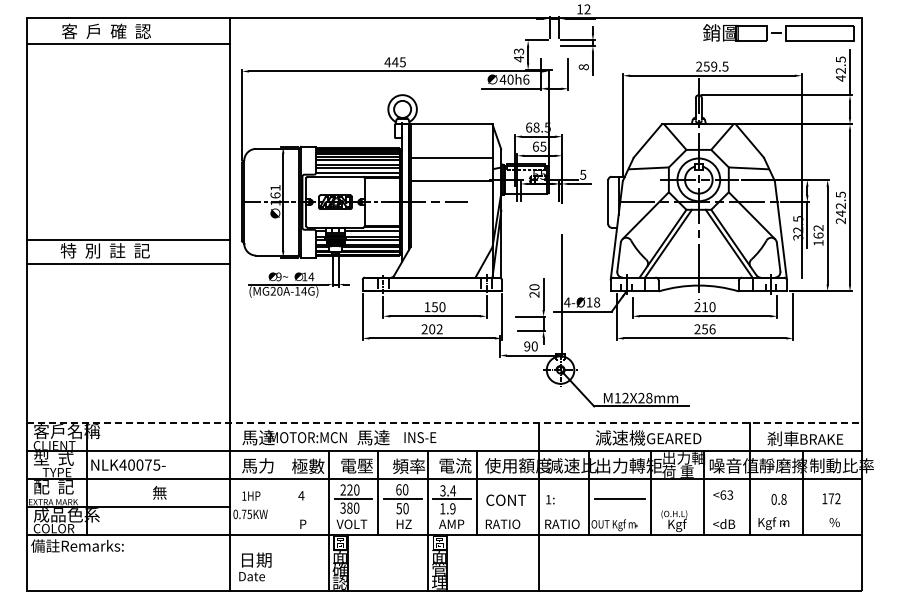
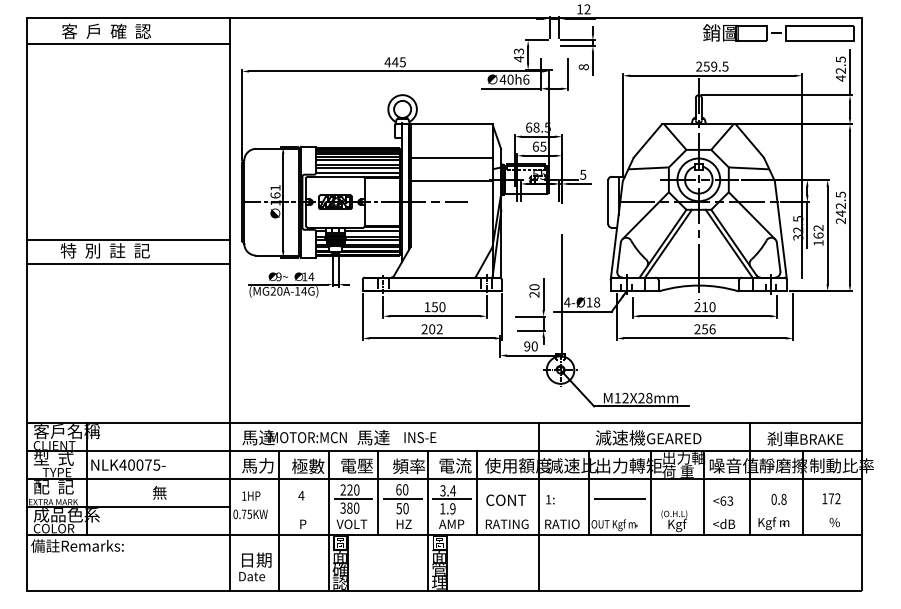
line: dashed -> solid (444, 423)
text position: (723, 494) -> (723, 500) (723, 500)
line: none -> present (279, 520)
text: RATIO -> RATING (520, 524)
